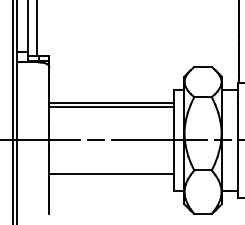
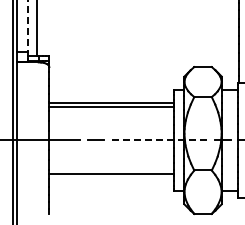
line: solid -> dashed (28, 26)
line: solid -> dashed (159, 140)
